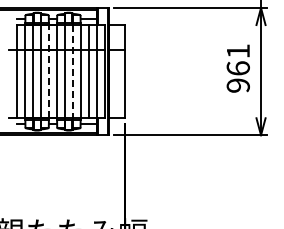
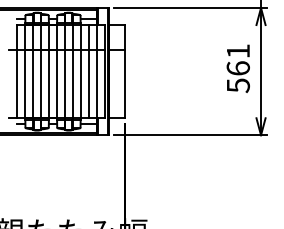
line: dashed -> solid (49, 71)
line: dashed -> solid (72, 72)
text: 961 -> 561 (237, 85)
